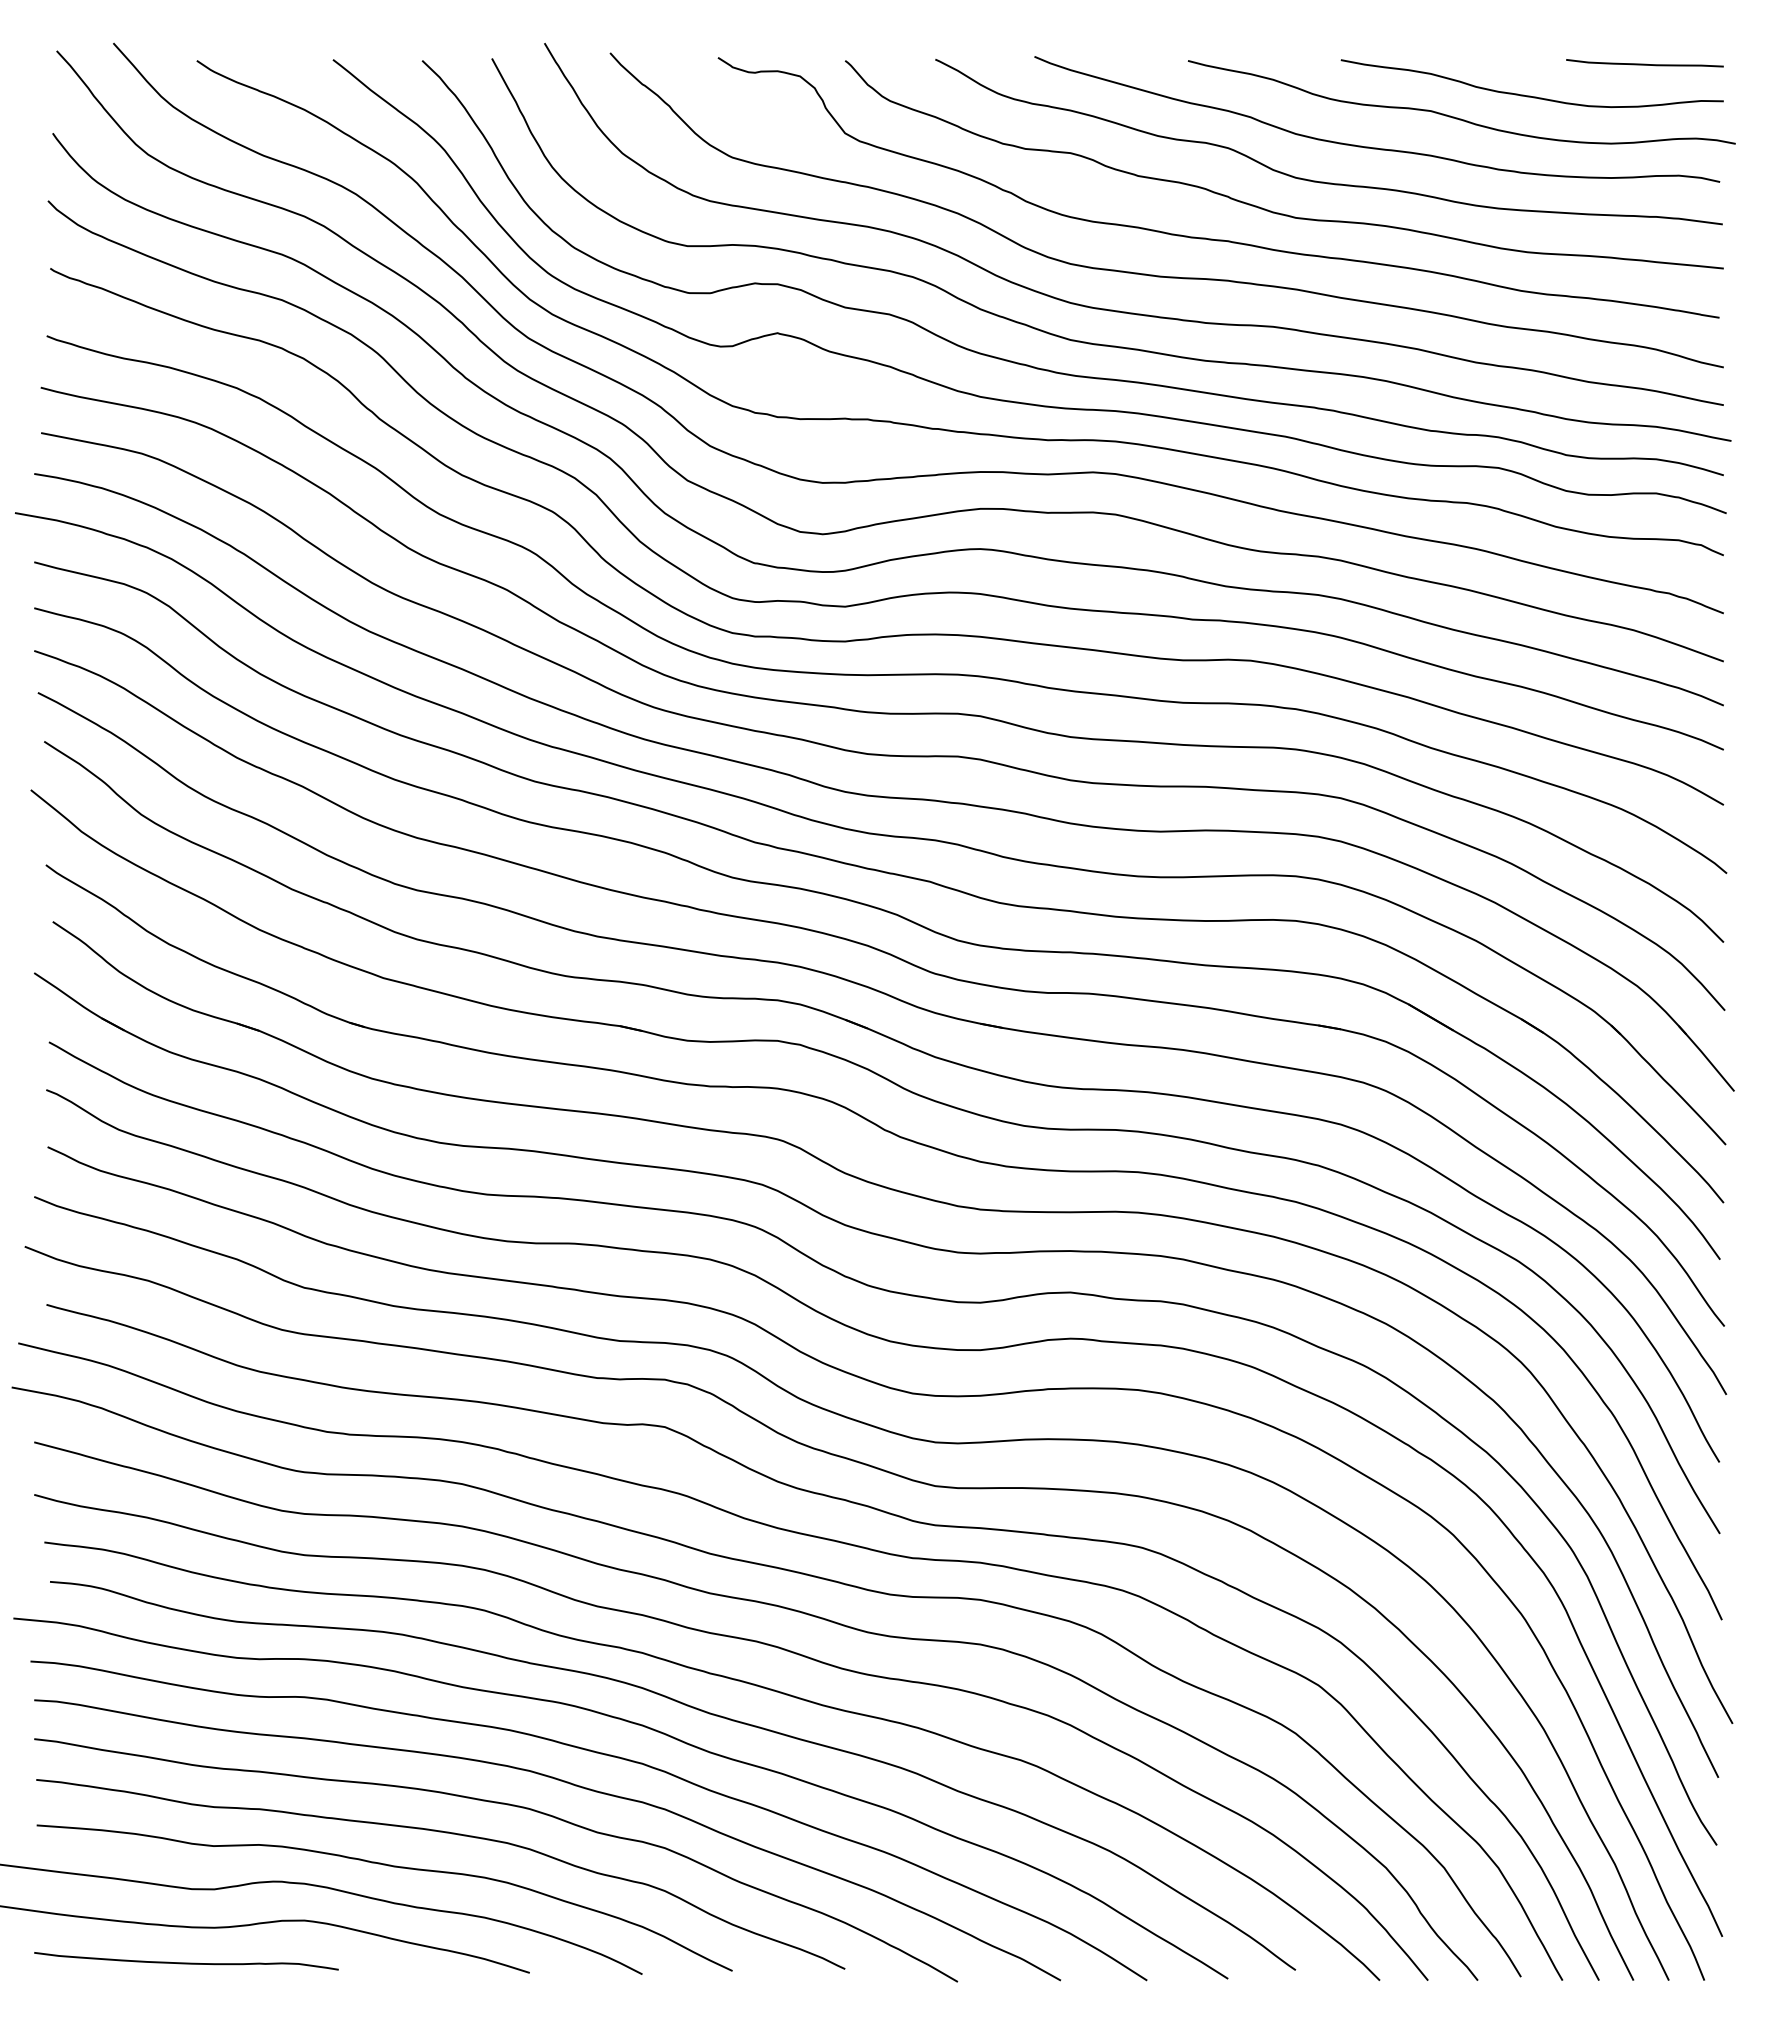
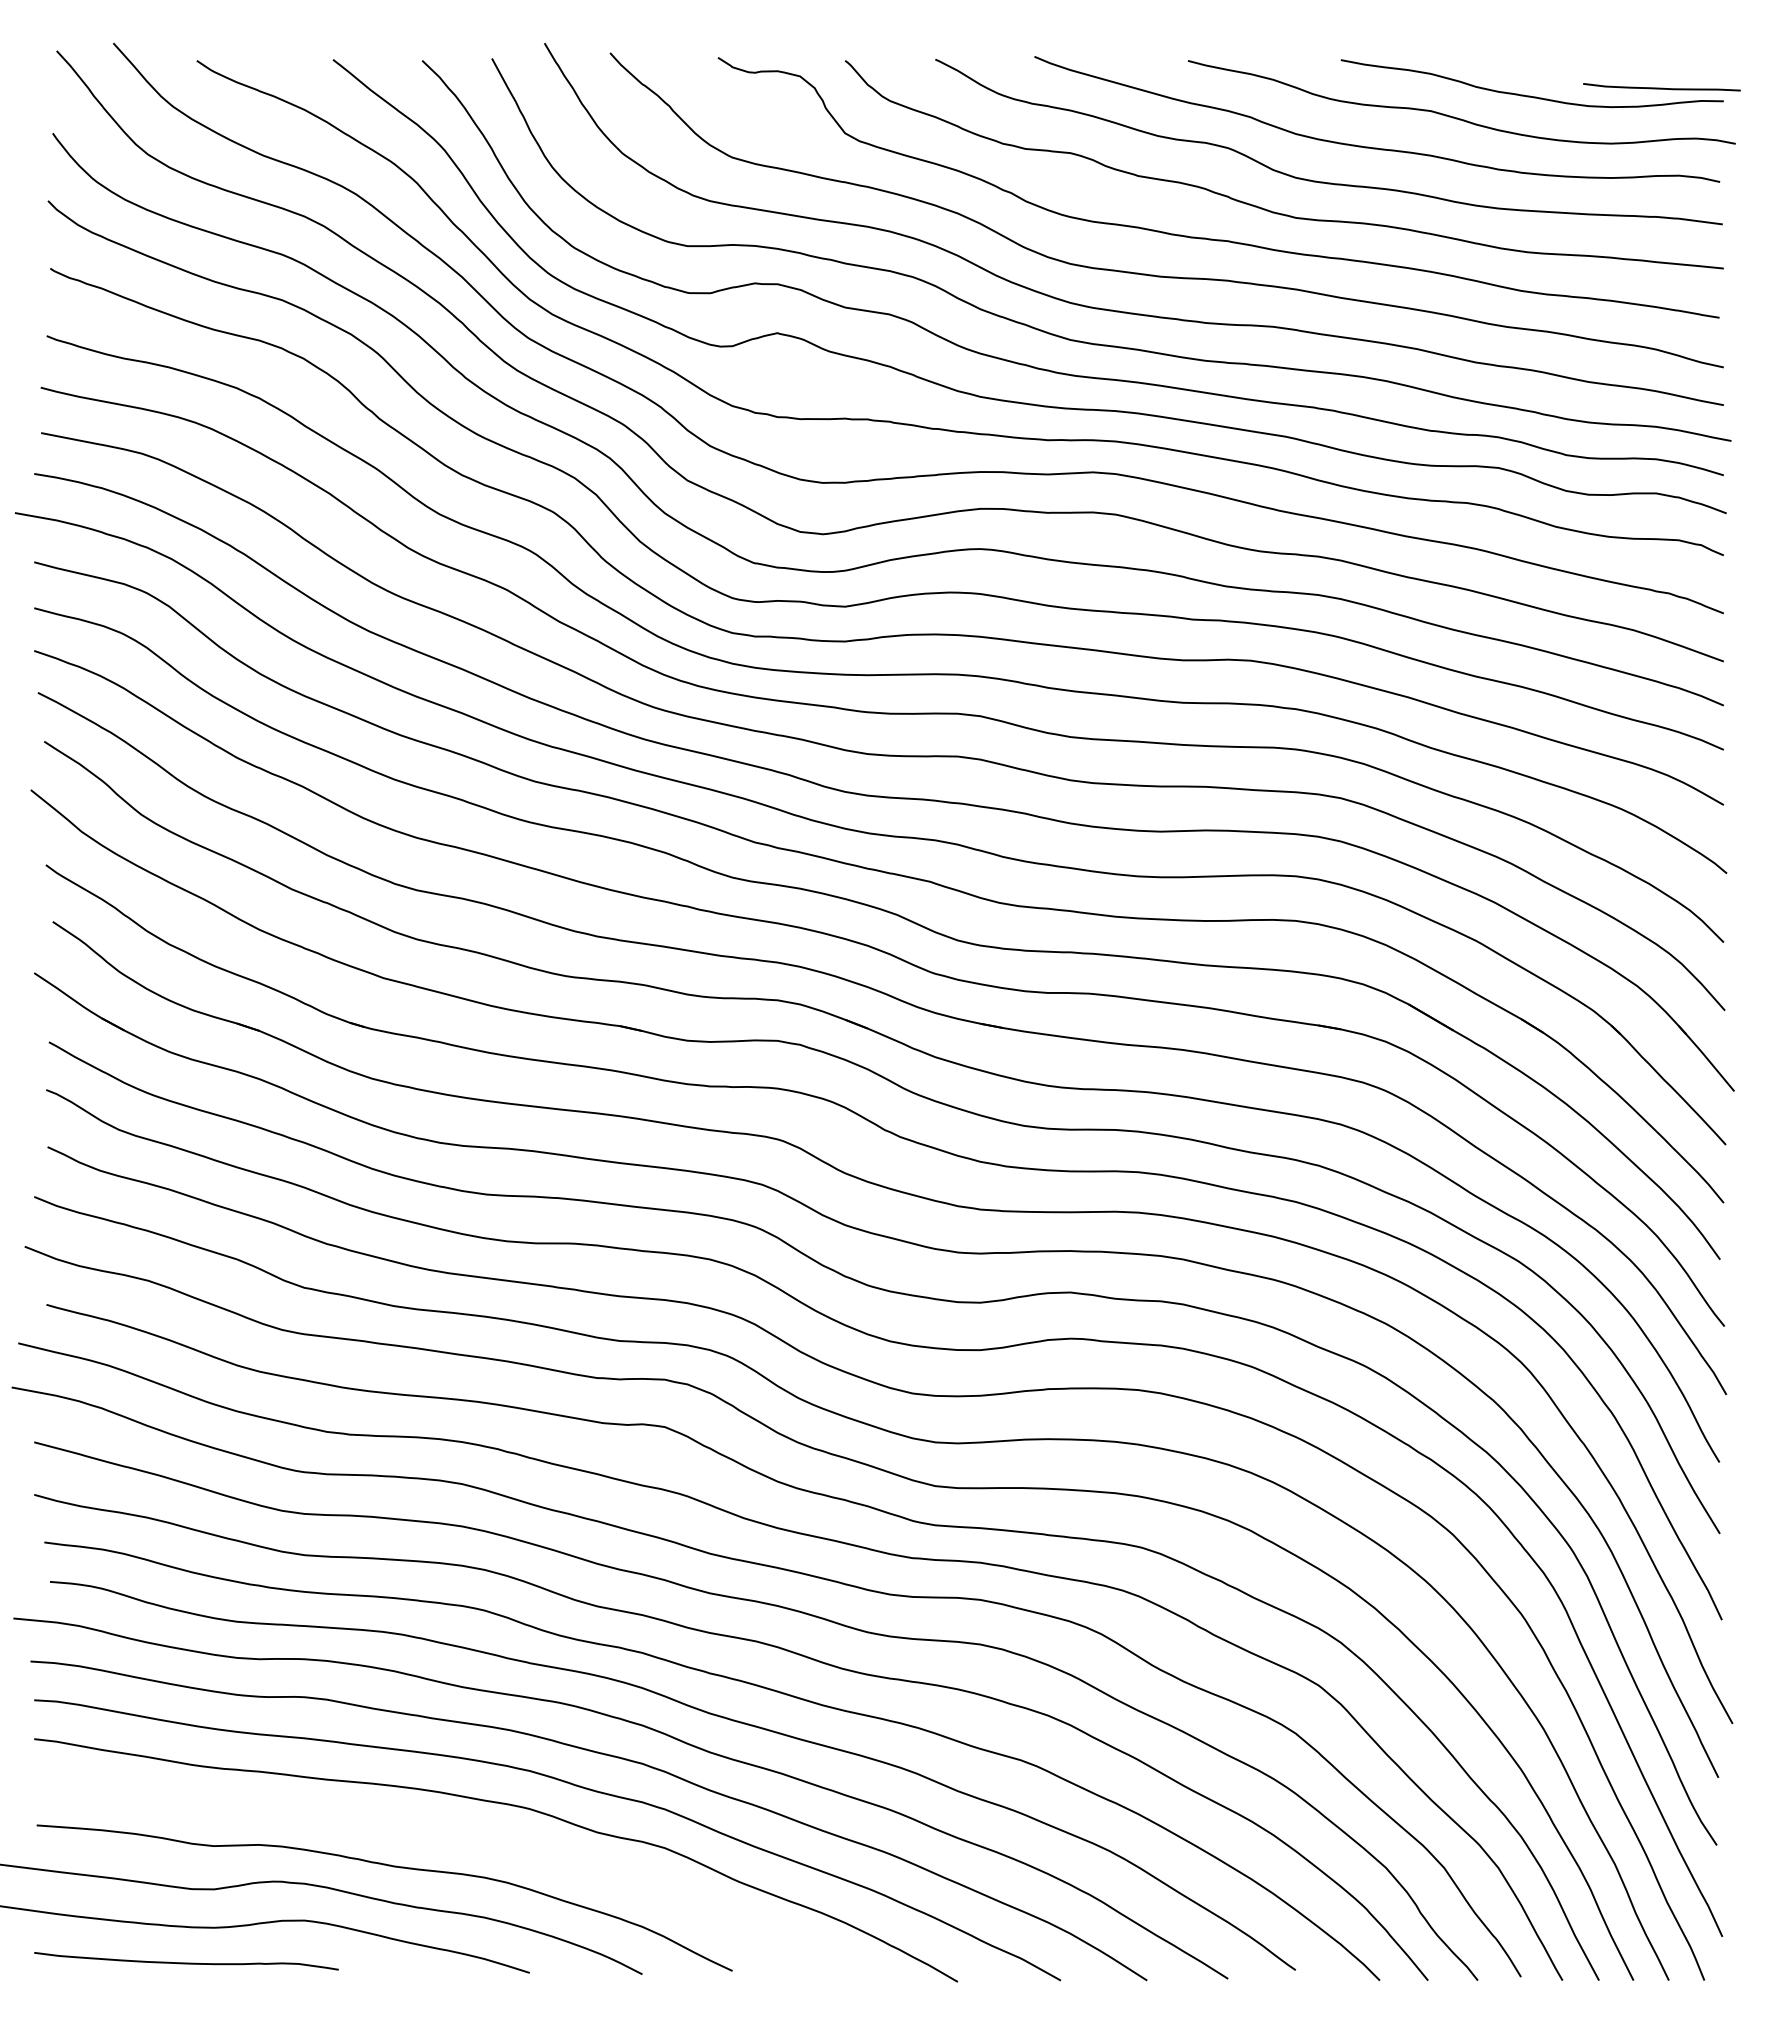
curve position: (1644, 63) -> (1661, 87) (1661, 87)
curve: present -> none (445, 1833)
